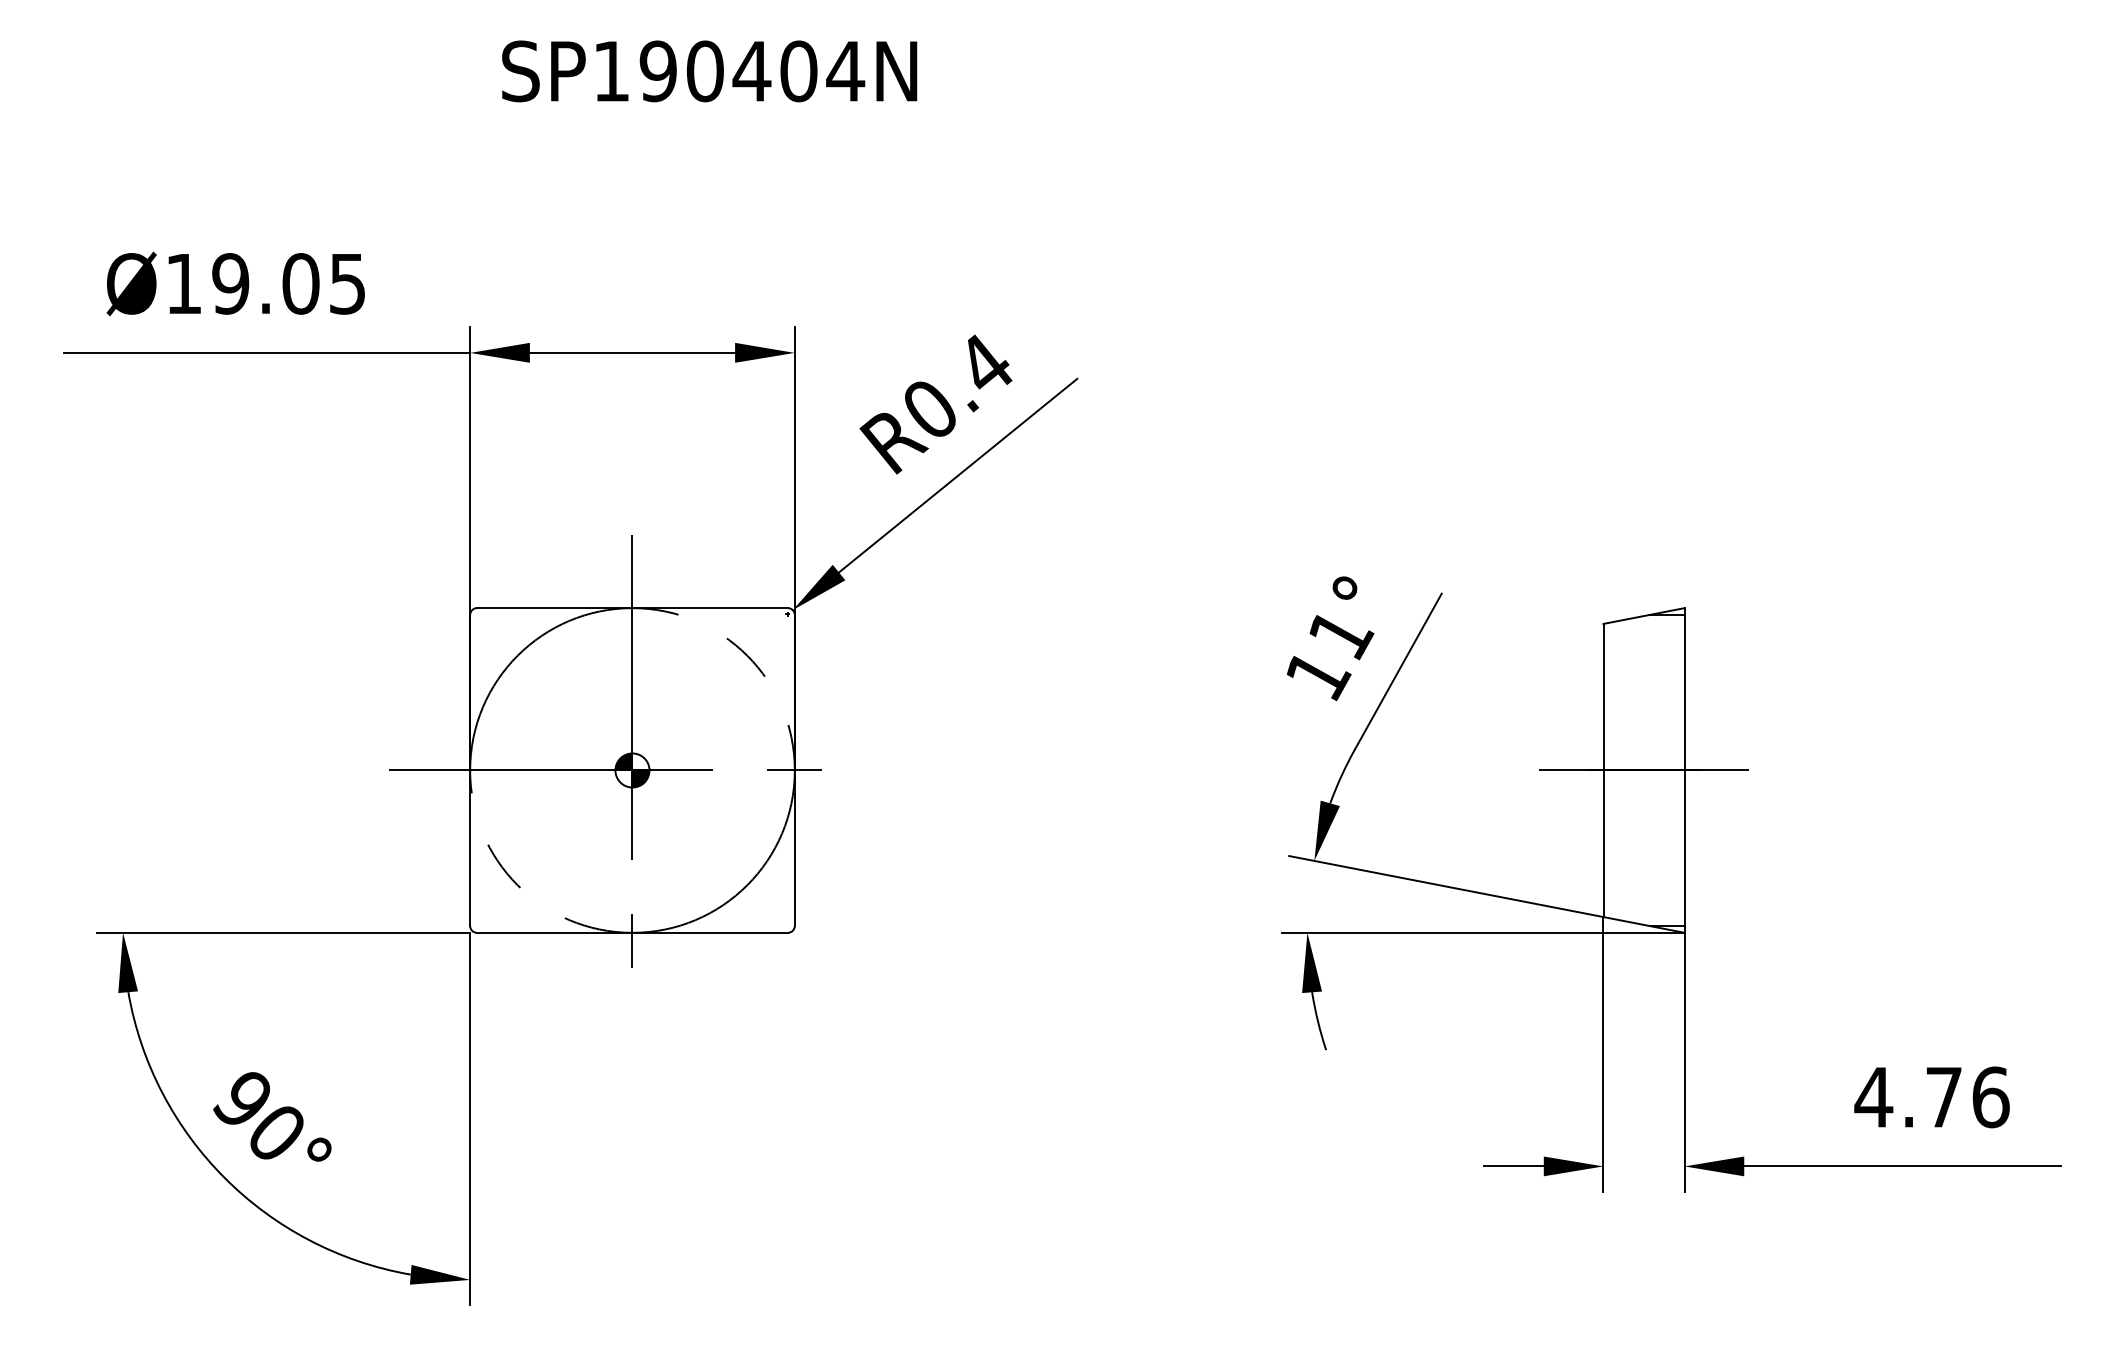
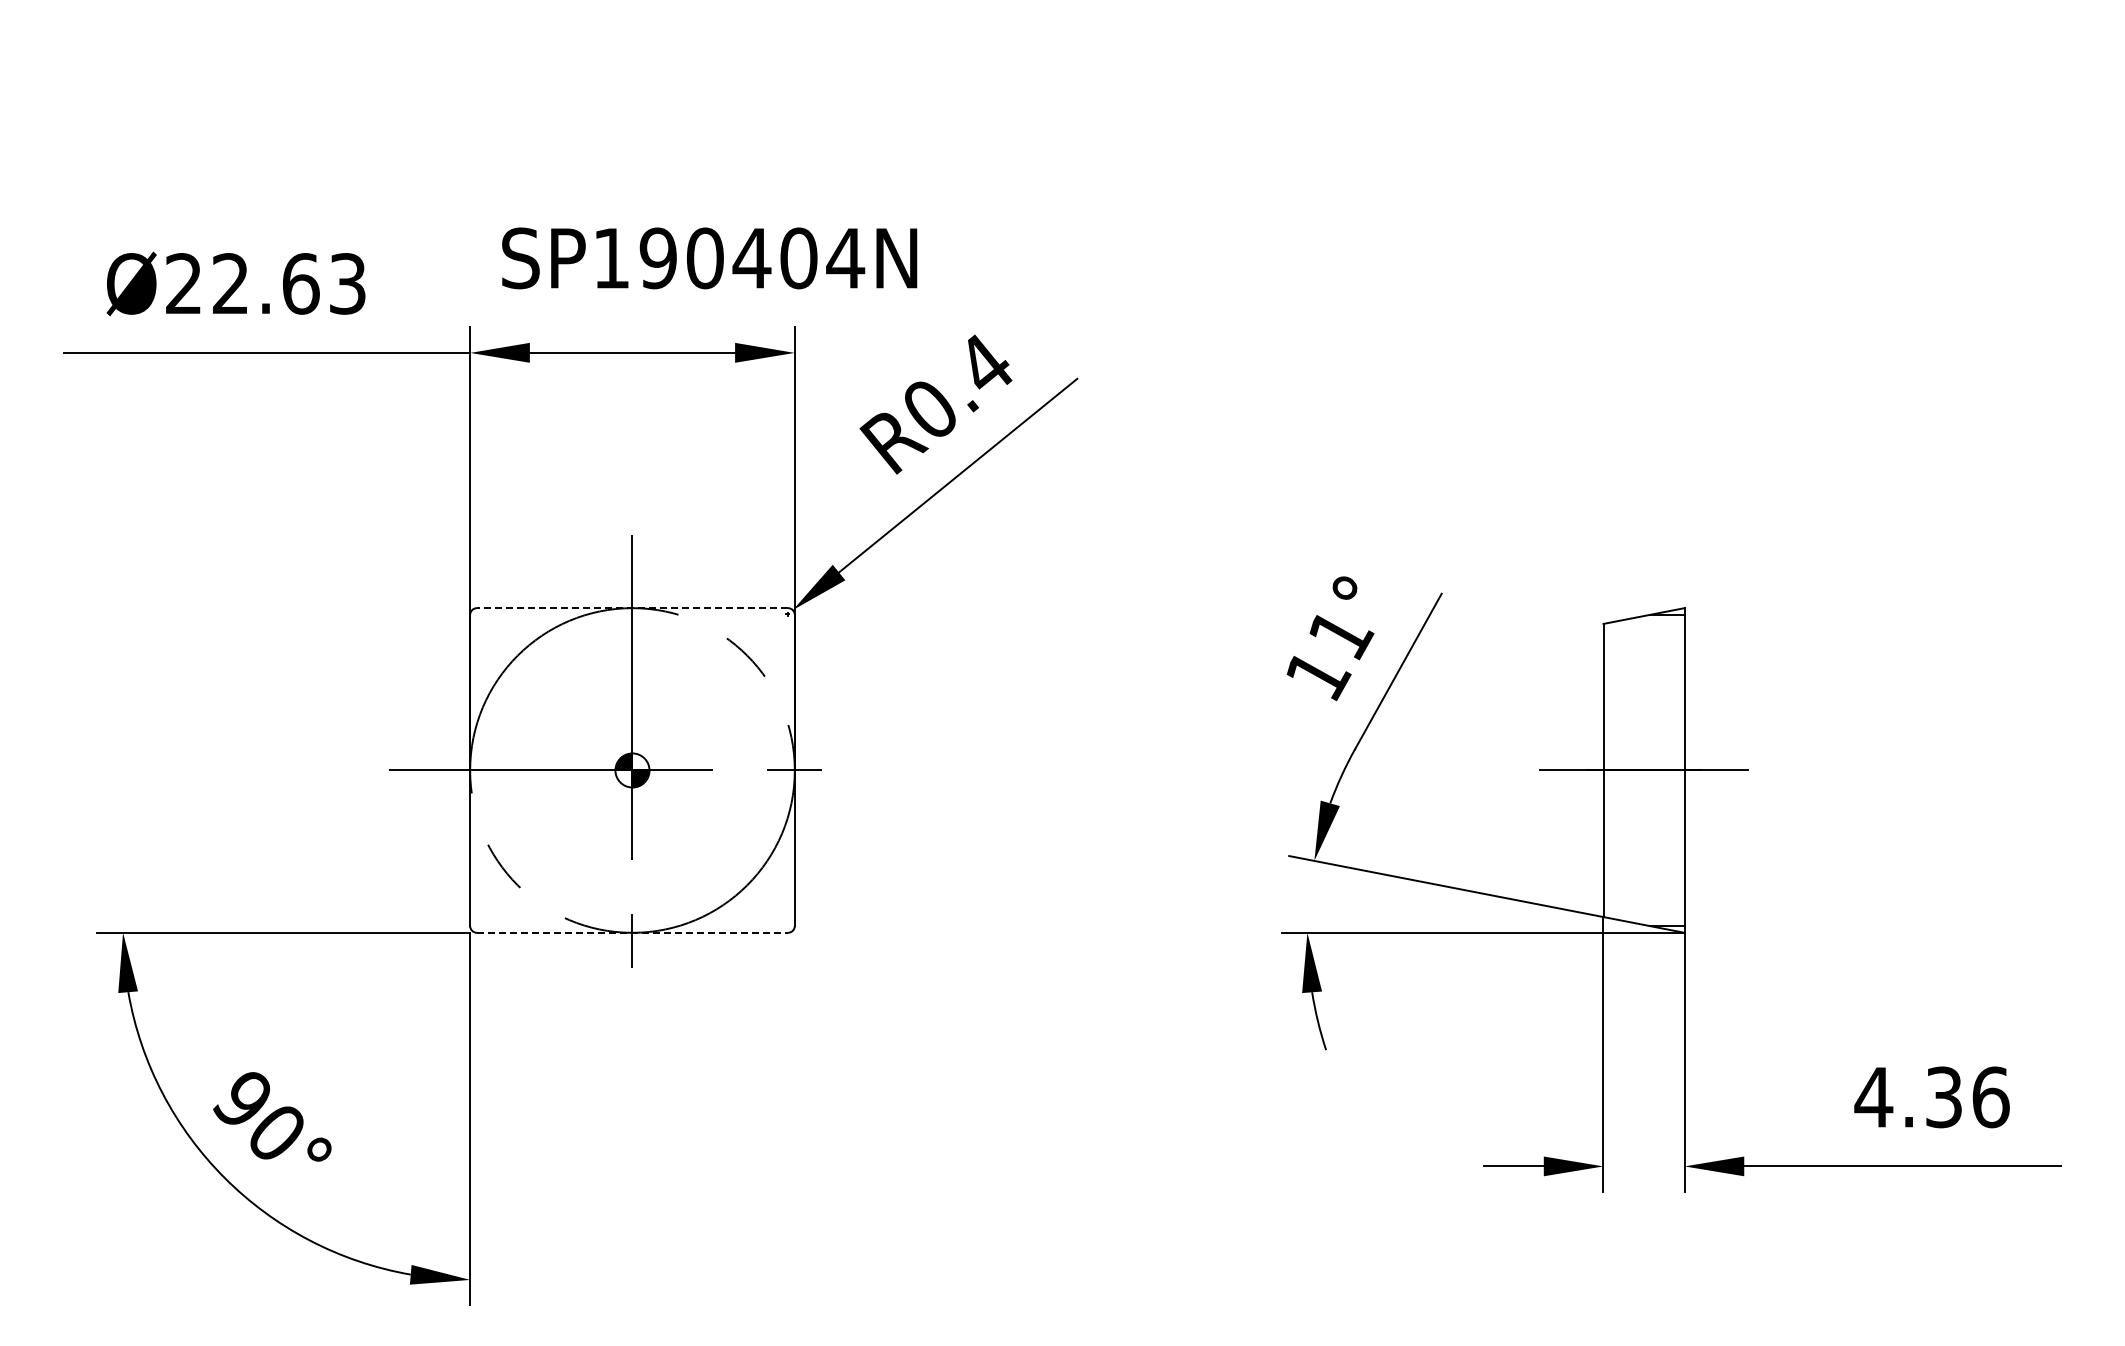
text position: (709, 71) -> (709, 258) (709, 258)
text: Ø19.05 -> Ø22.63 (265, 283)
line: solid -> dashed (632, 608)
line: solid -> dashed (632, 932)
text: 4.76 -> 4.36 (1943, 1097)
